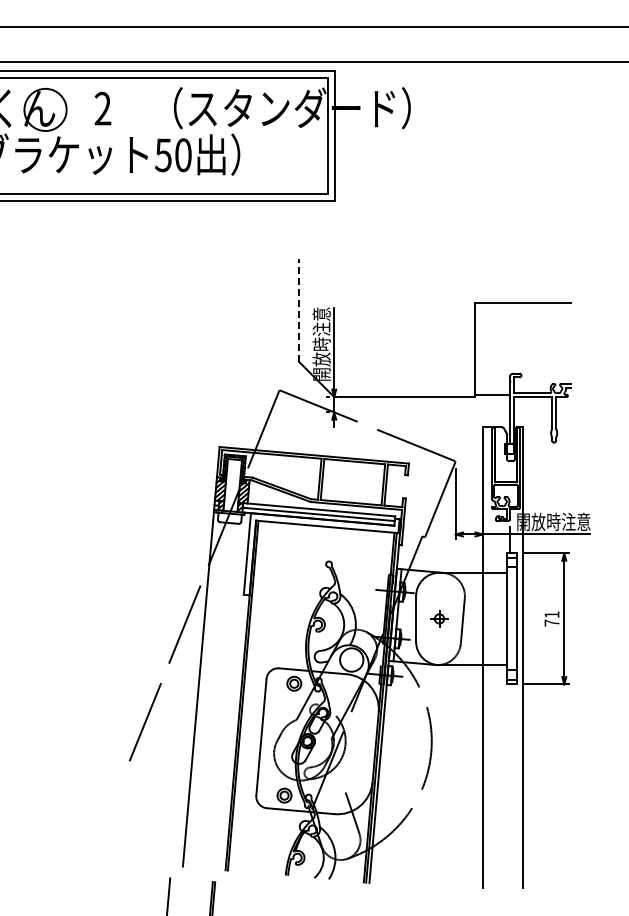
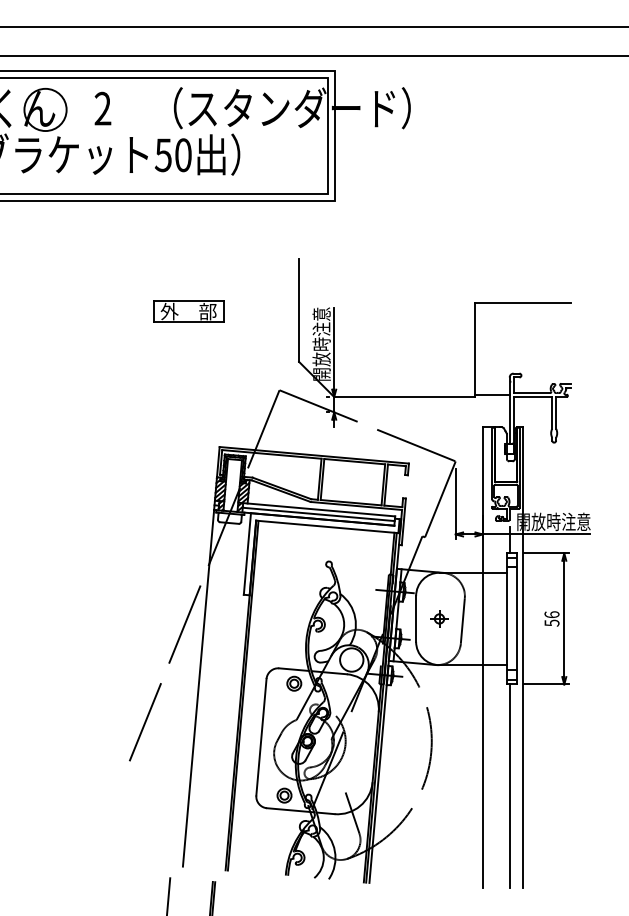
line position: (313, 61) -> (313, 55) (313, 55)
line: dashed -> solid (299, 310)
part: none -> present (188, 311)
text: 71 -> 56 (551, 618)
line: none -> present (509, 786)
